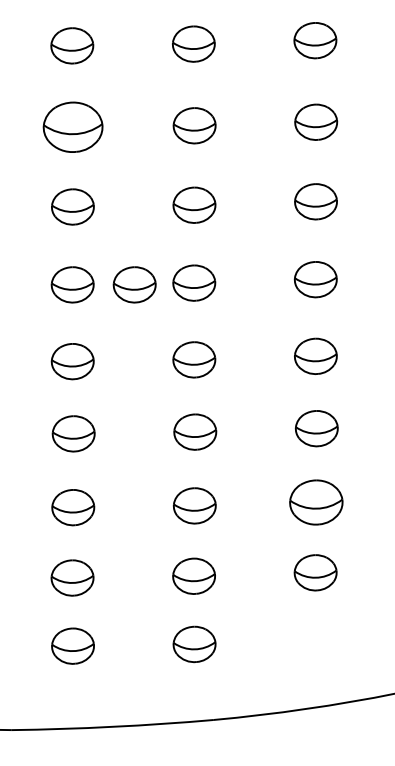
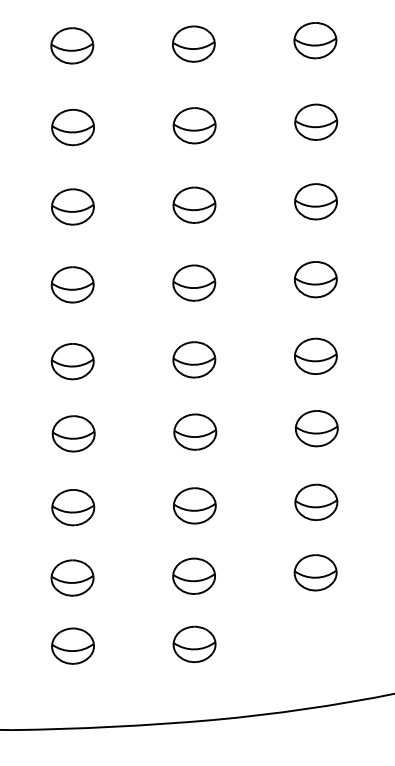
part size: 62x52 px -> 44x38 px (72, 127)
part: present -> none (134, 284)
part size: 55x47 px -> 45x38 px (316, 501)
